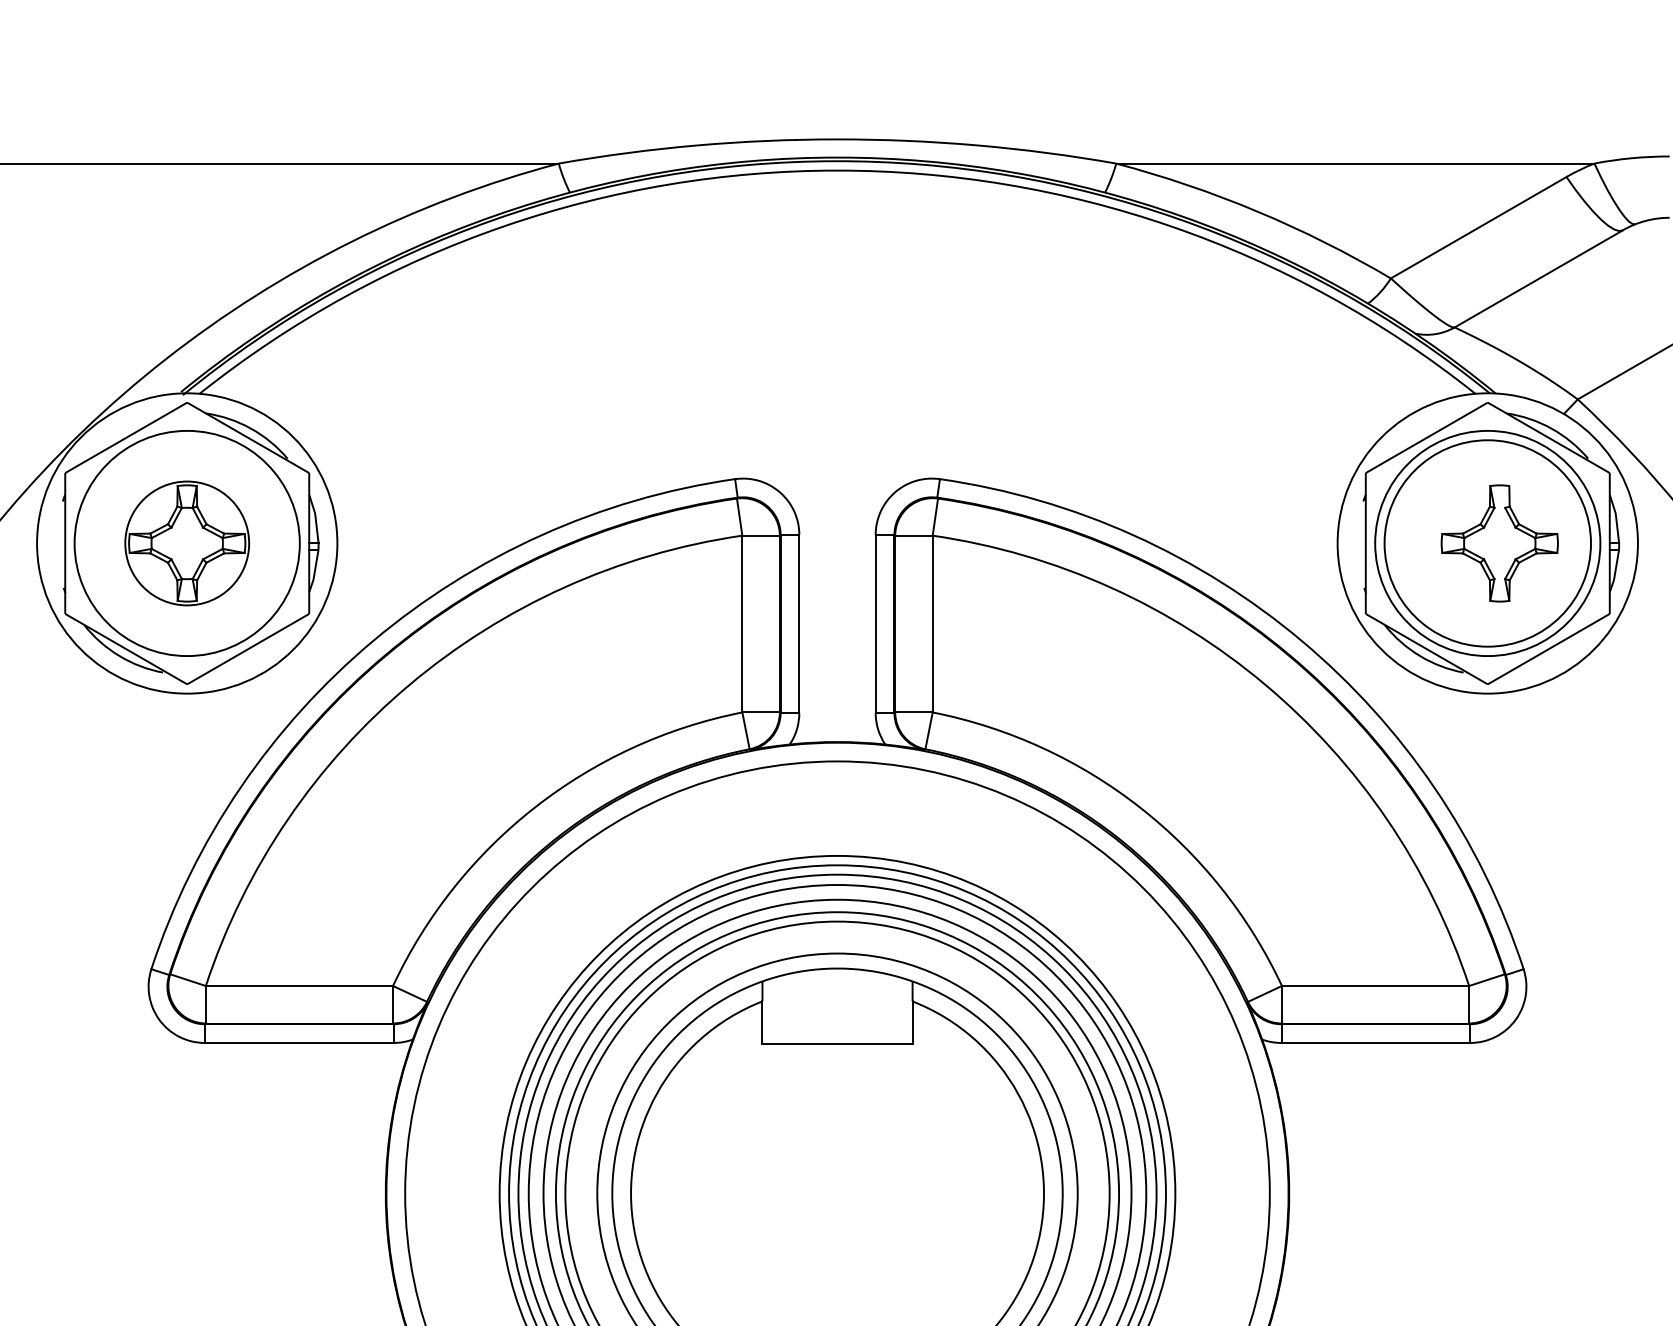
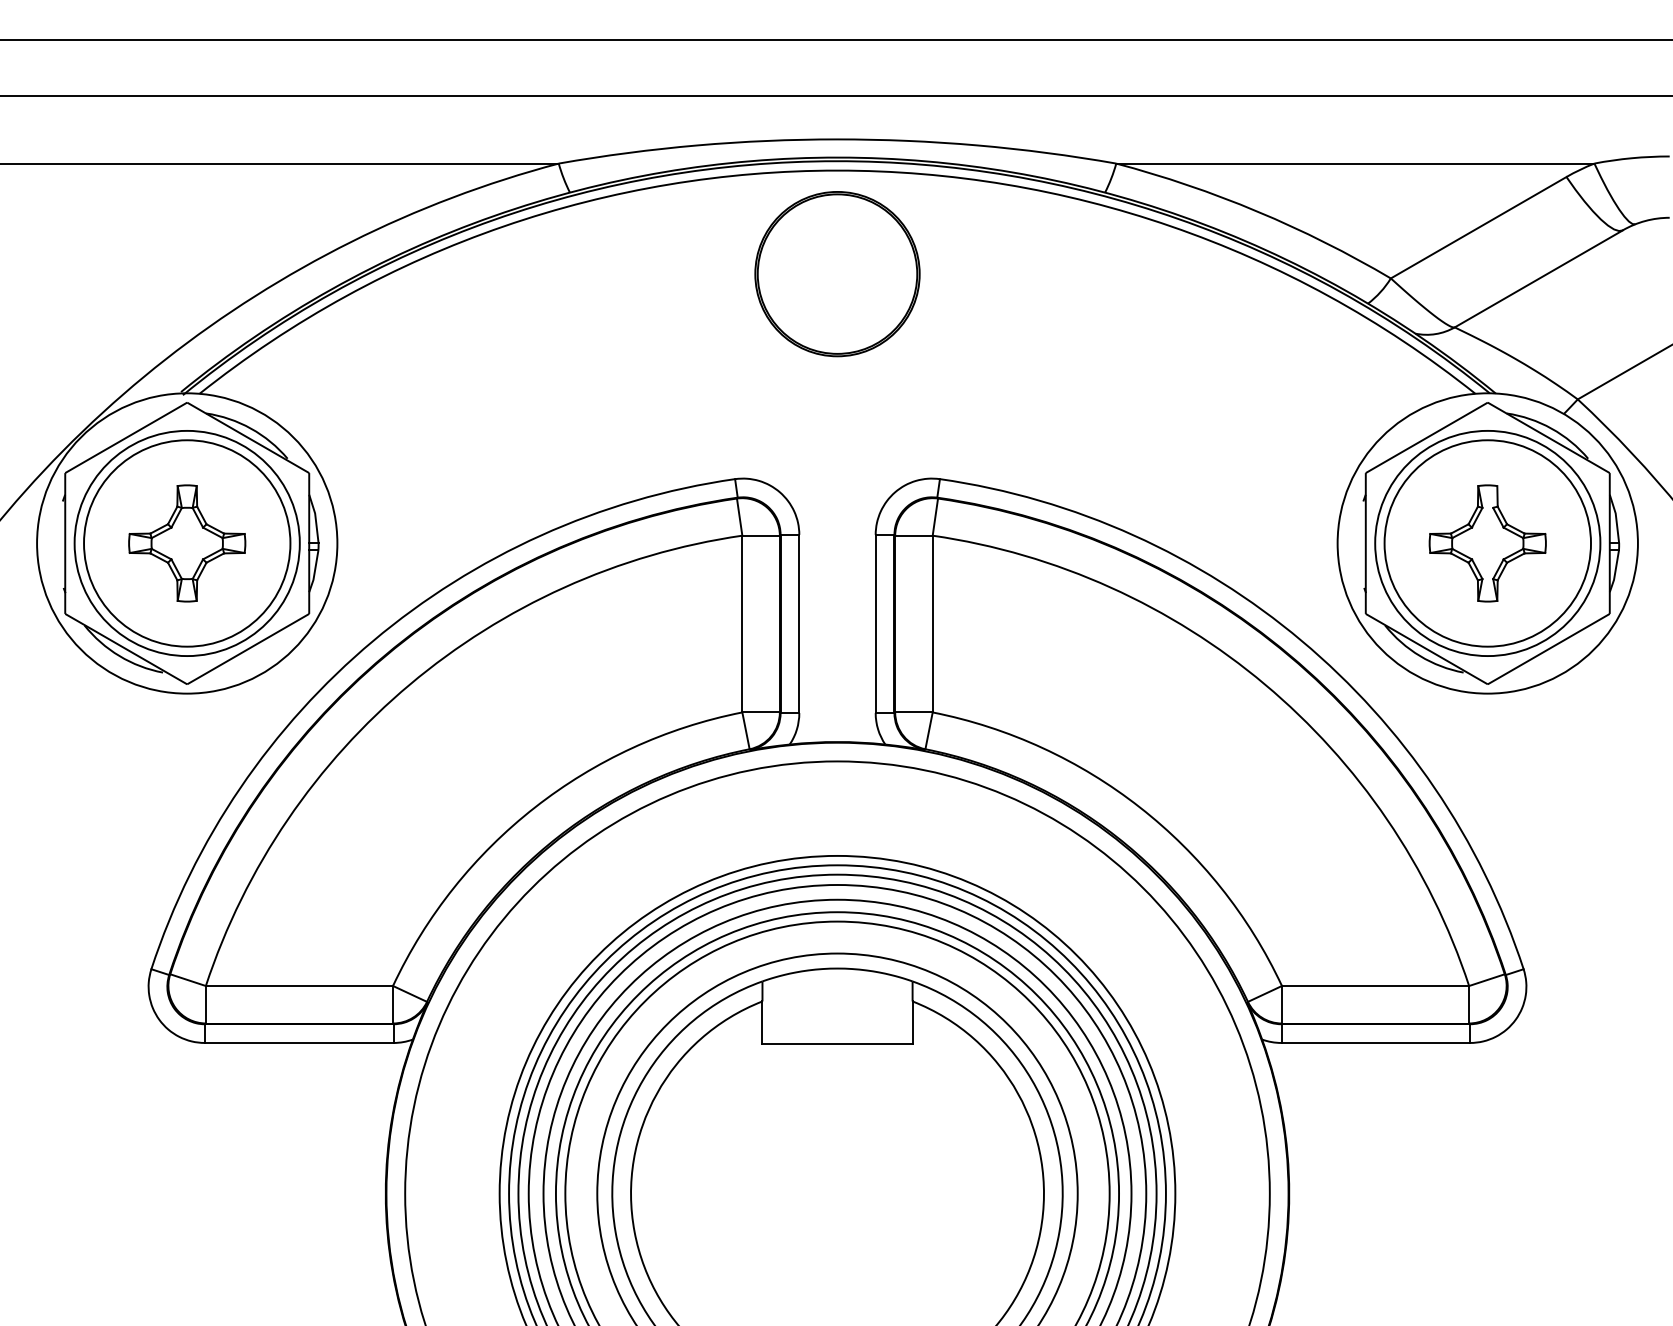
line: none -> present (835, 39)
line: none -> present (835, 95)
part: none -> present (837, 274)
circle diameter: 124 px -> 206 px (187, 543)
part position: (1499, 543) -> (1487, 543) (1487, 543)
